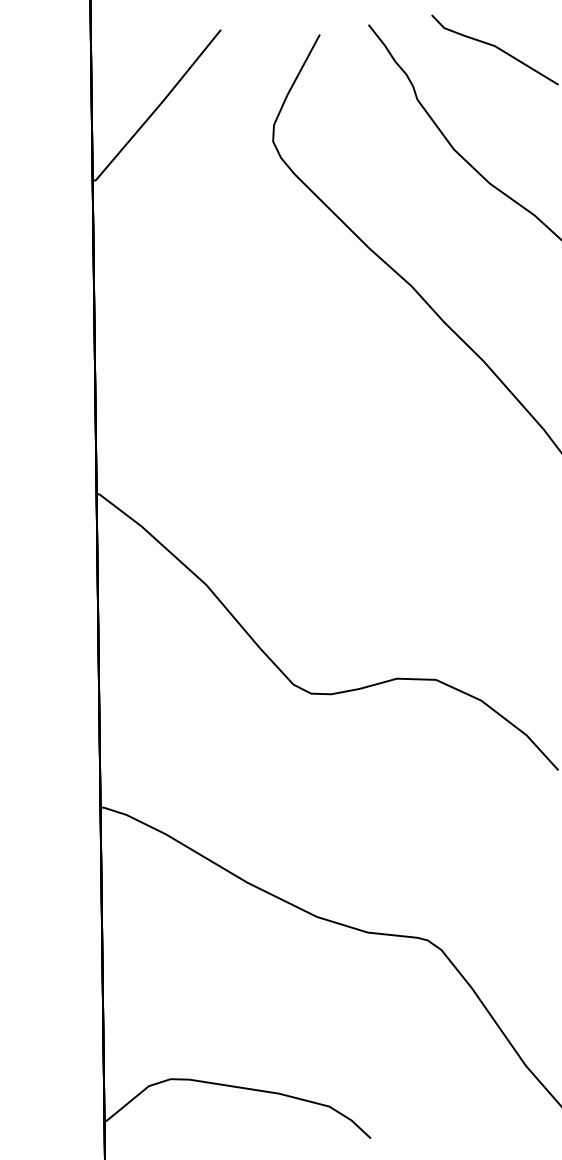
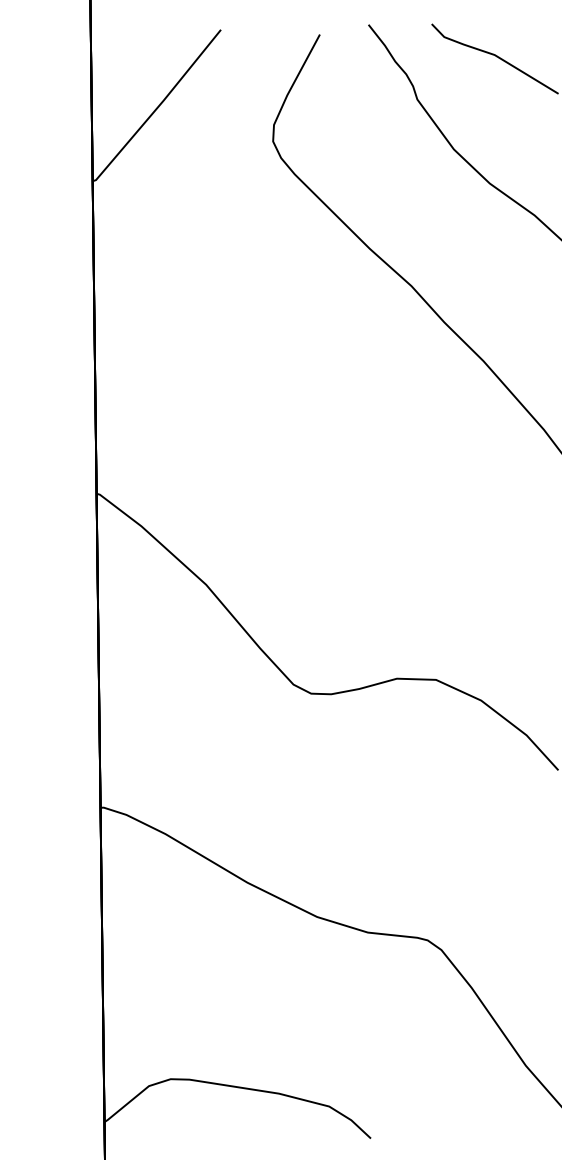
line position: (495, 47) -> (495, 56) (495, 56)
